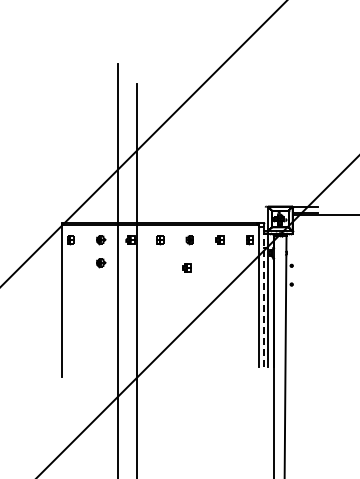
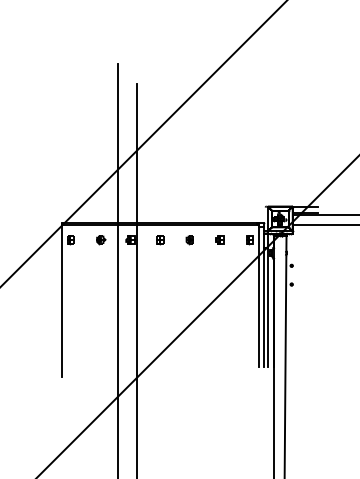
line: none -> present (324, 225)
part: present -> none (101, 263)
part: present -> none (186, 267)
line: dashed -> solid (263, 297)
